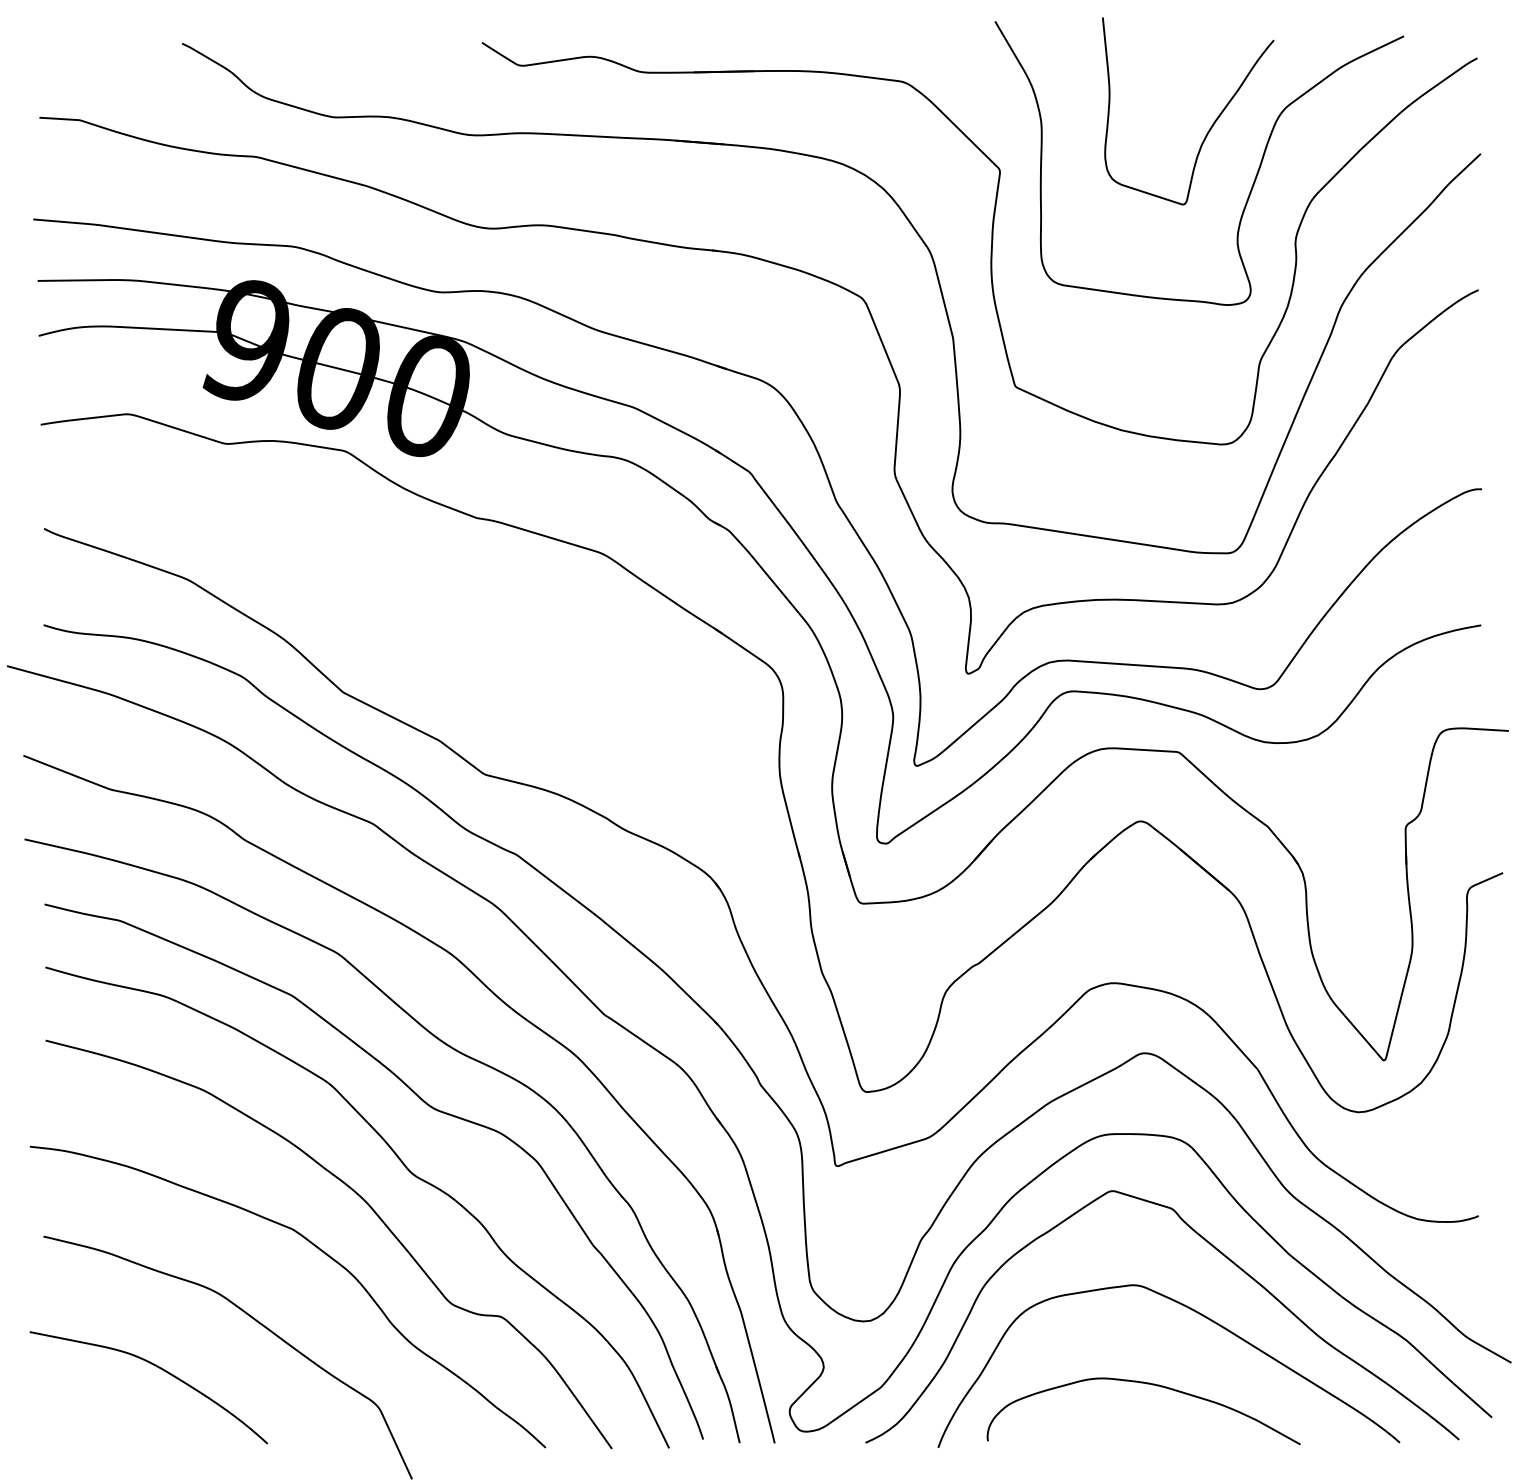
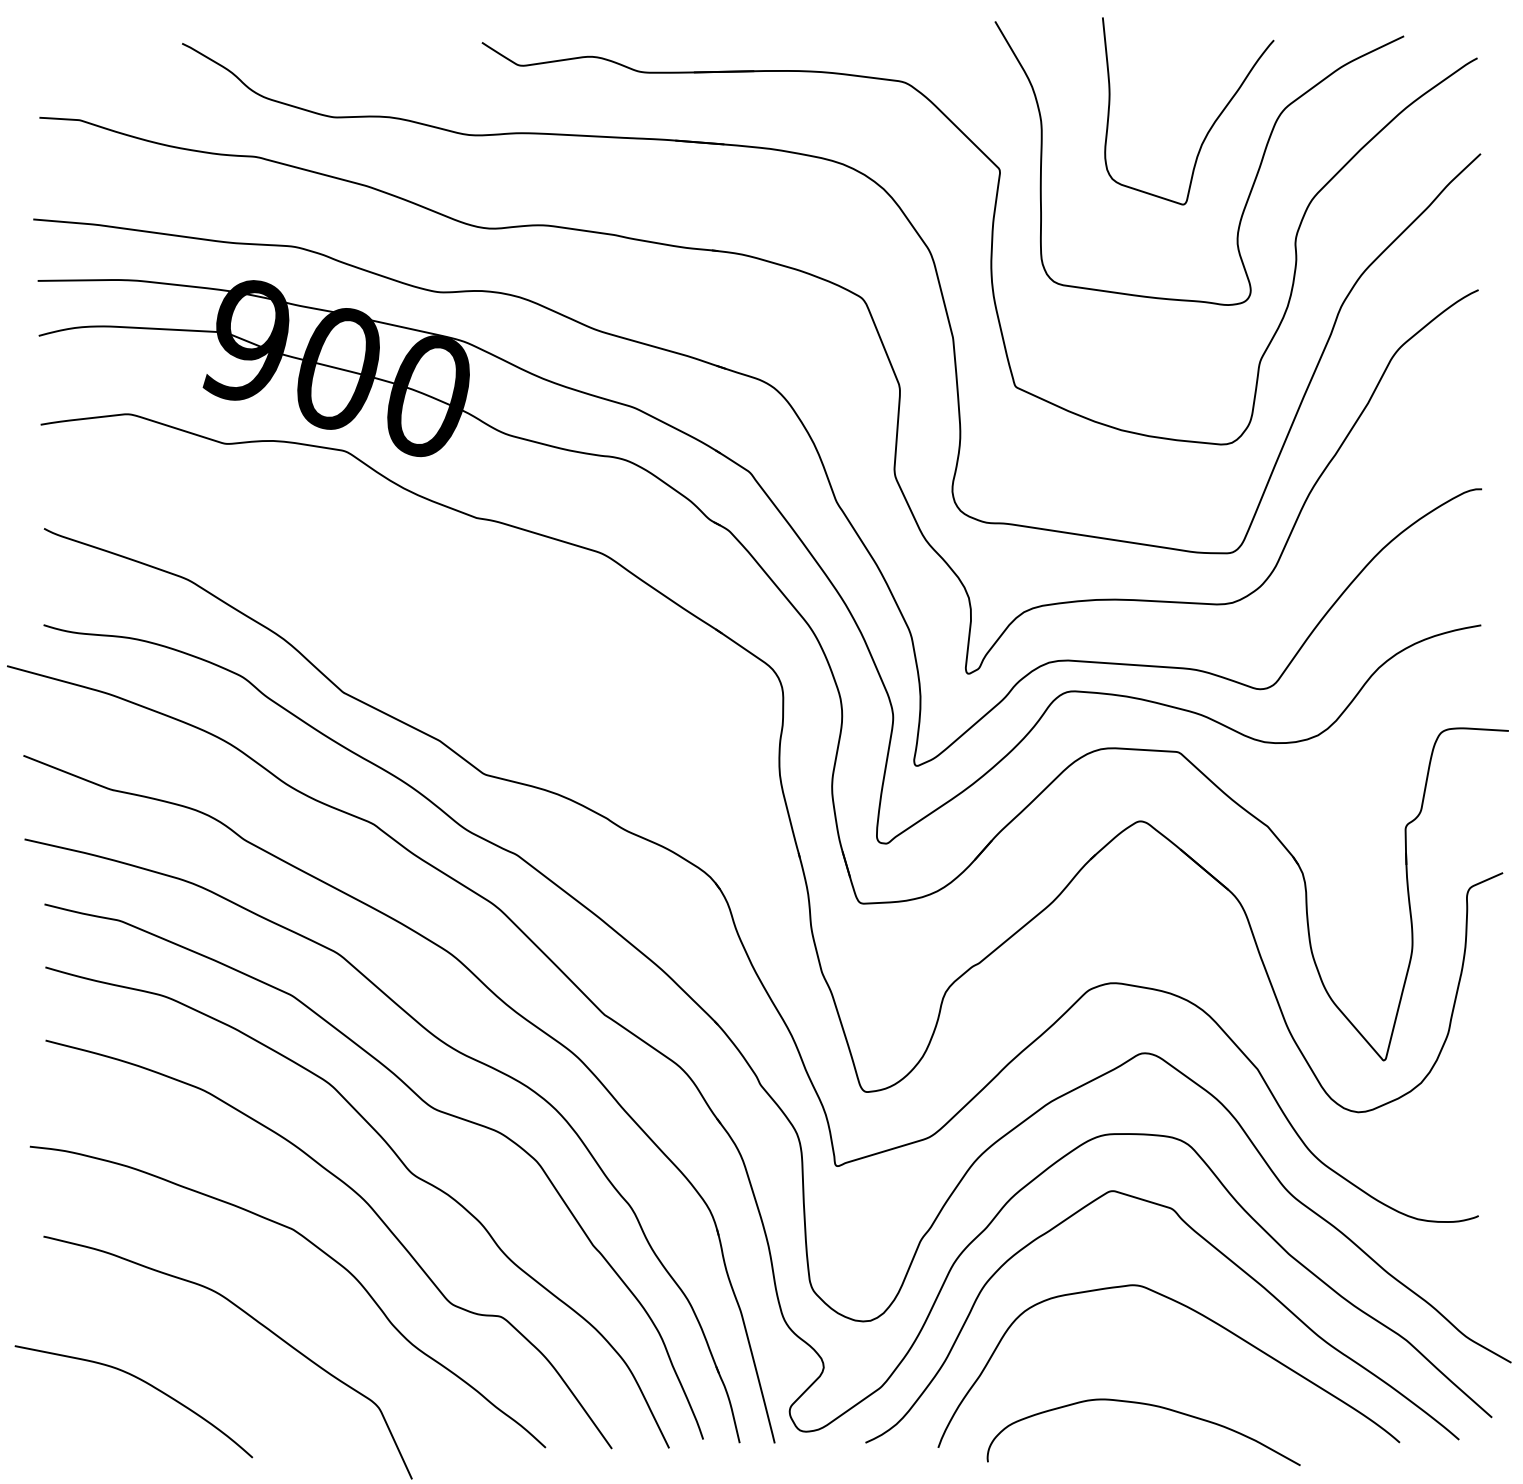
curve position: (158, 1368) -> (143, 1382) (143, 1382)
curve position: (1146, 1384) -> (1146, 1405) (1146, 1405)
